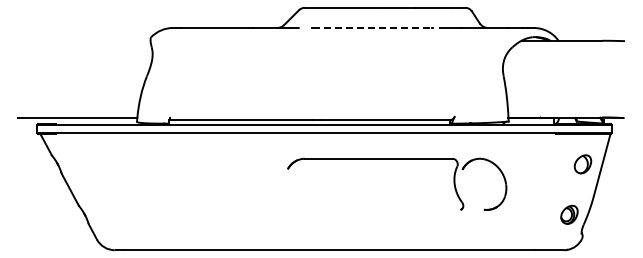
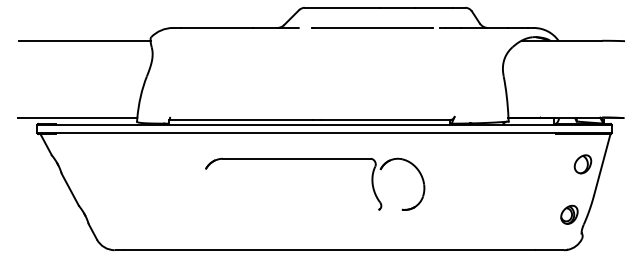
line: dashed -> solid (373, 28)
line: none -> present (84, 40)
part position: (397, 159) -> (315, 159) (315, 159)
